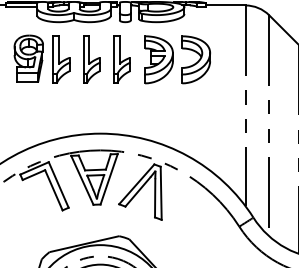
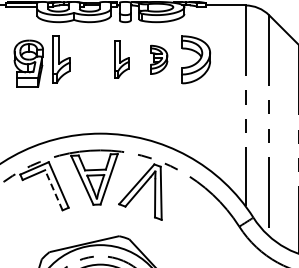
part position: (28, 58) -> (28, 63) (28, 63)
part: present -> none (91, 59)
part size: 18x49 px -> 16x39 px (121, 59)
part size: 30x50 px -> 19x31 px (159, 59)
line: solid -> dashed (53, 190)
